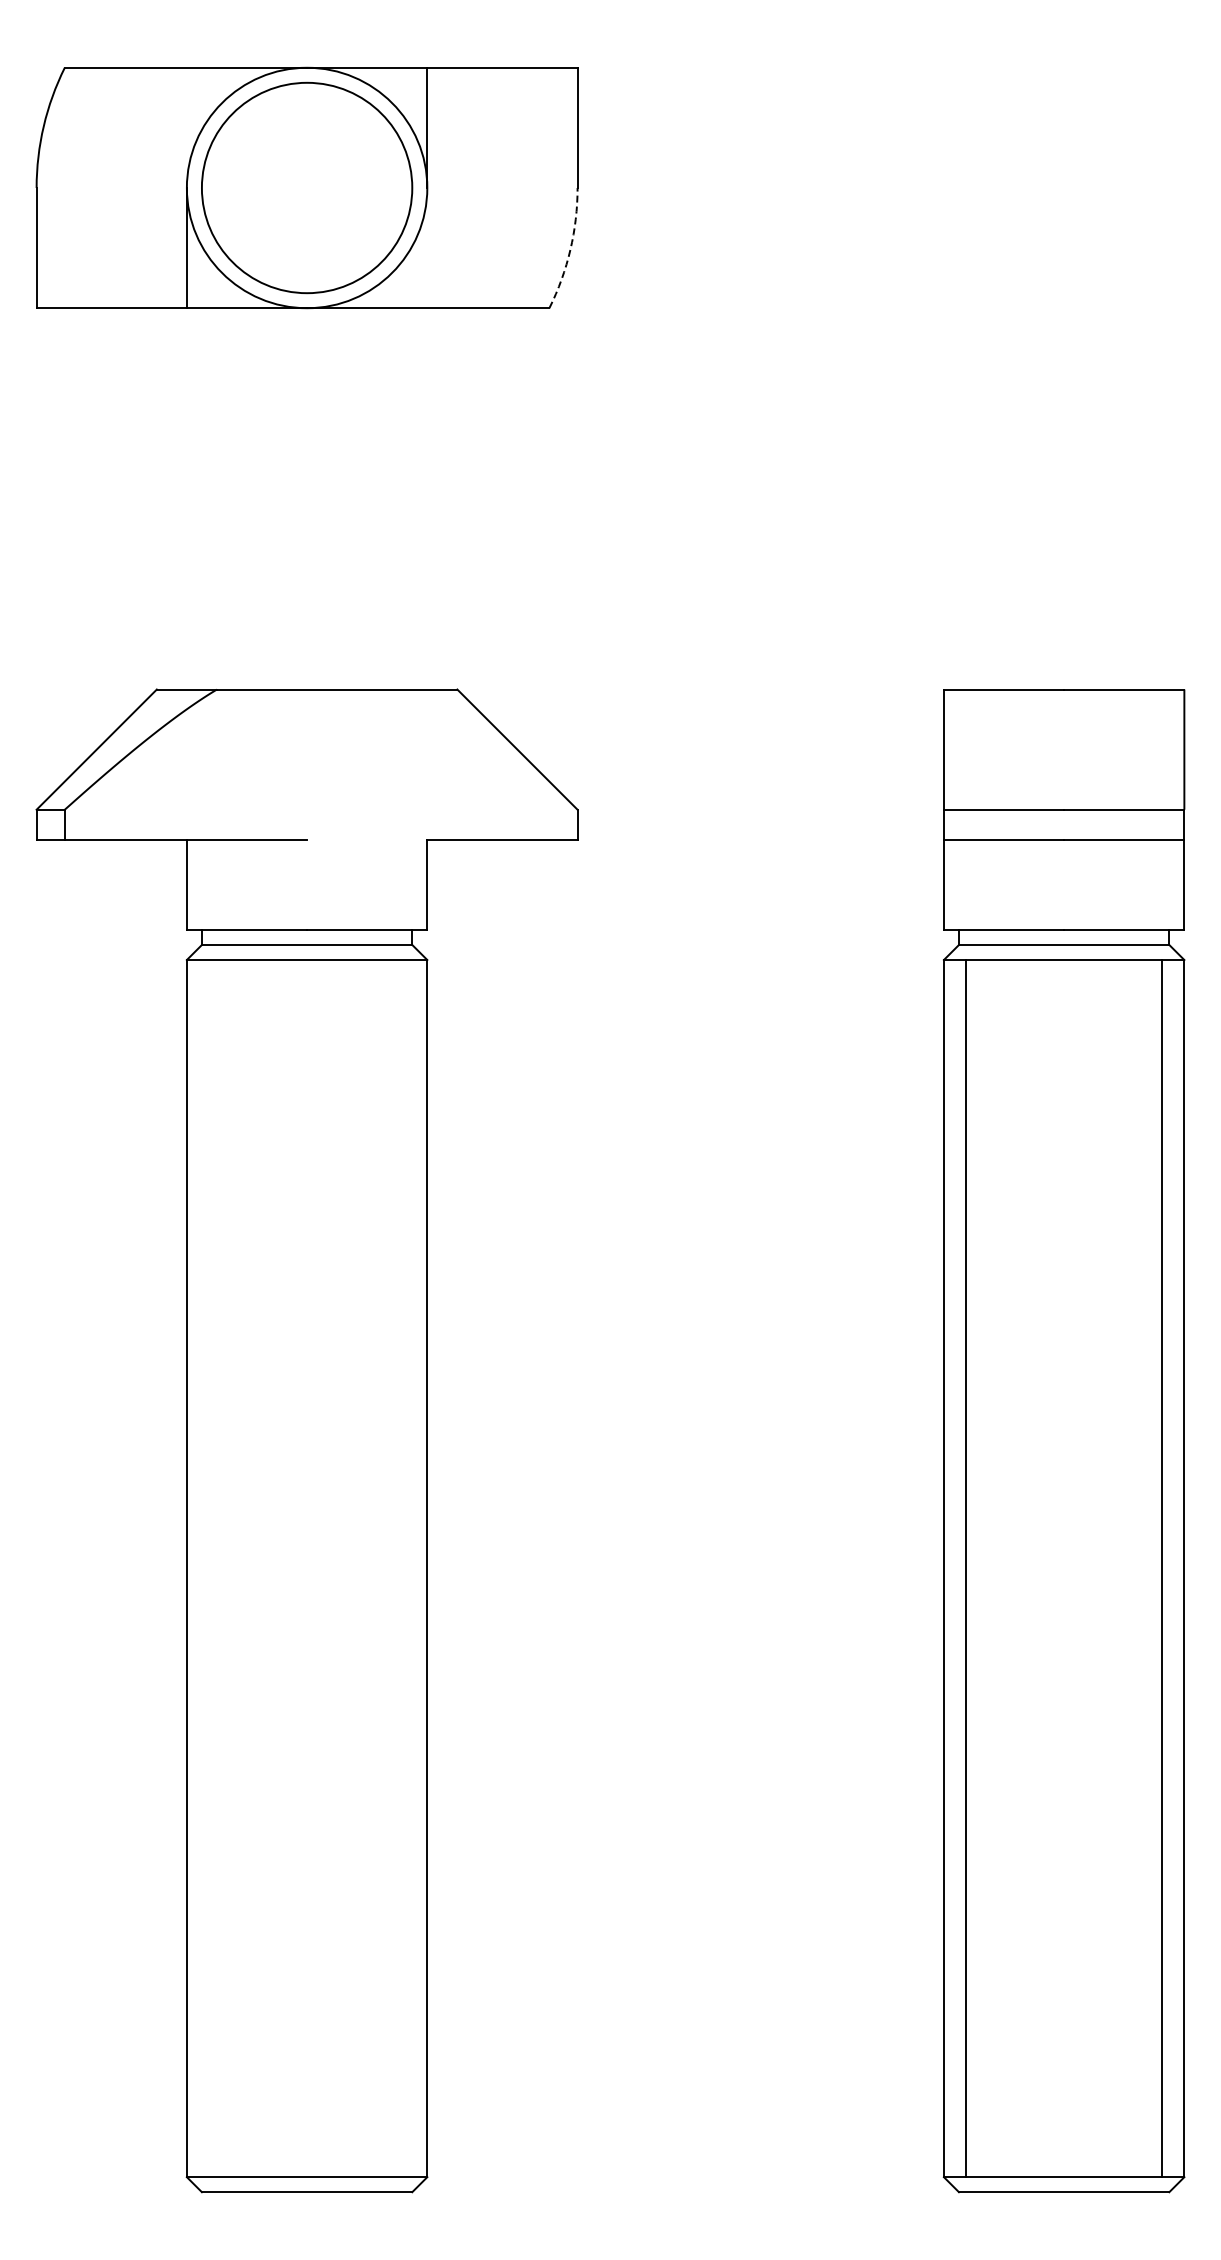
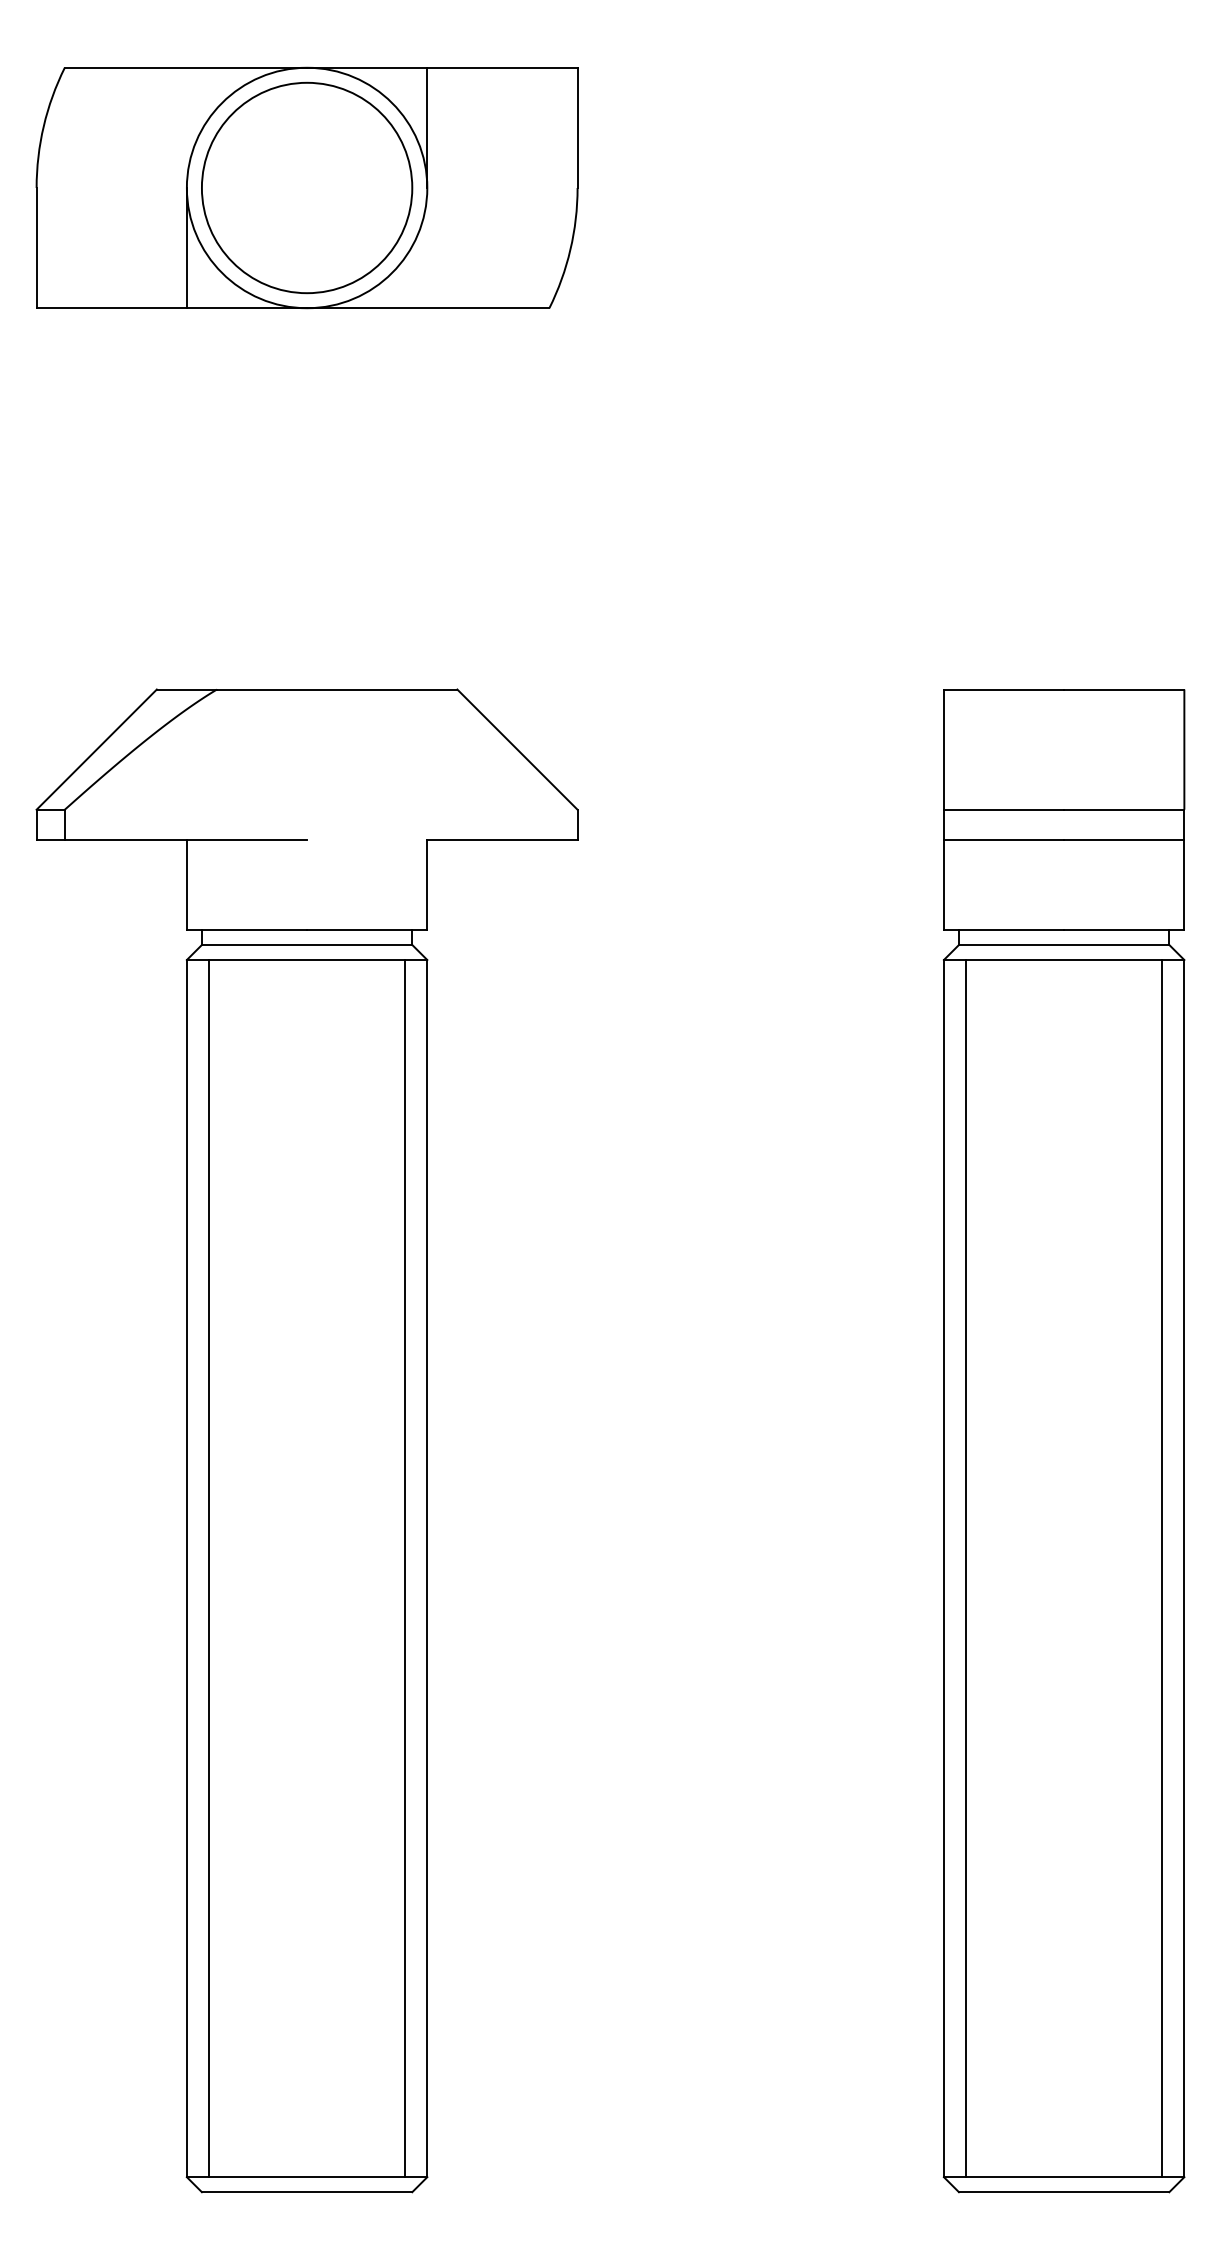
arc: dashed -> solid (570, 249)
line: none -> present (209, 1568)
line: none -> present (404, 1568)
